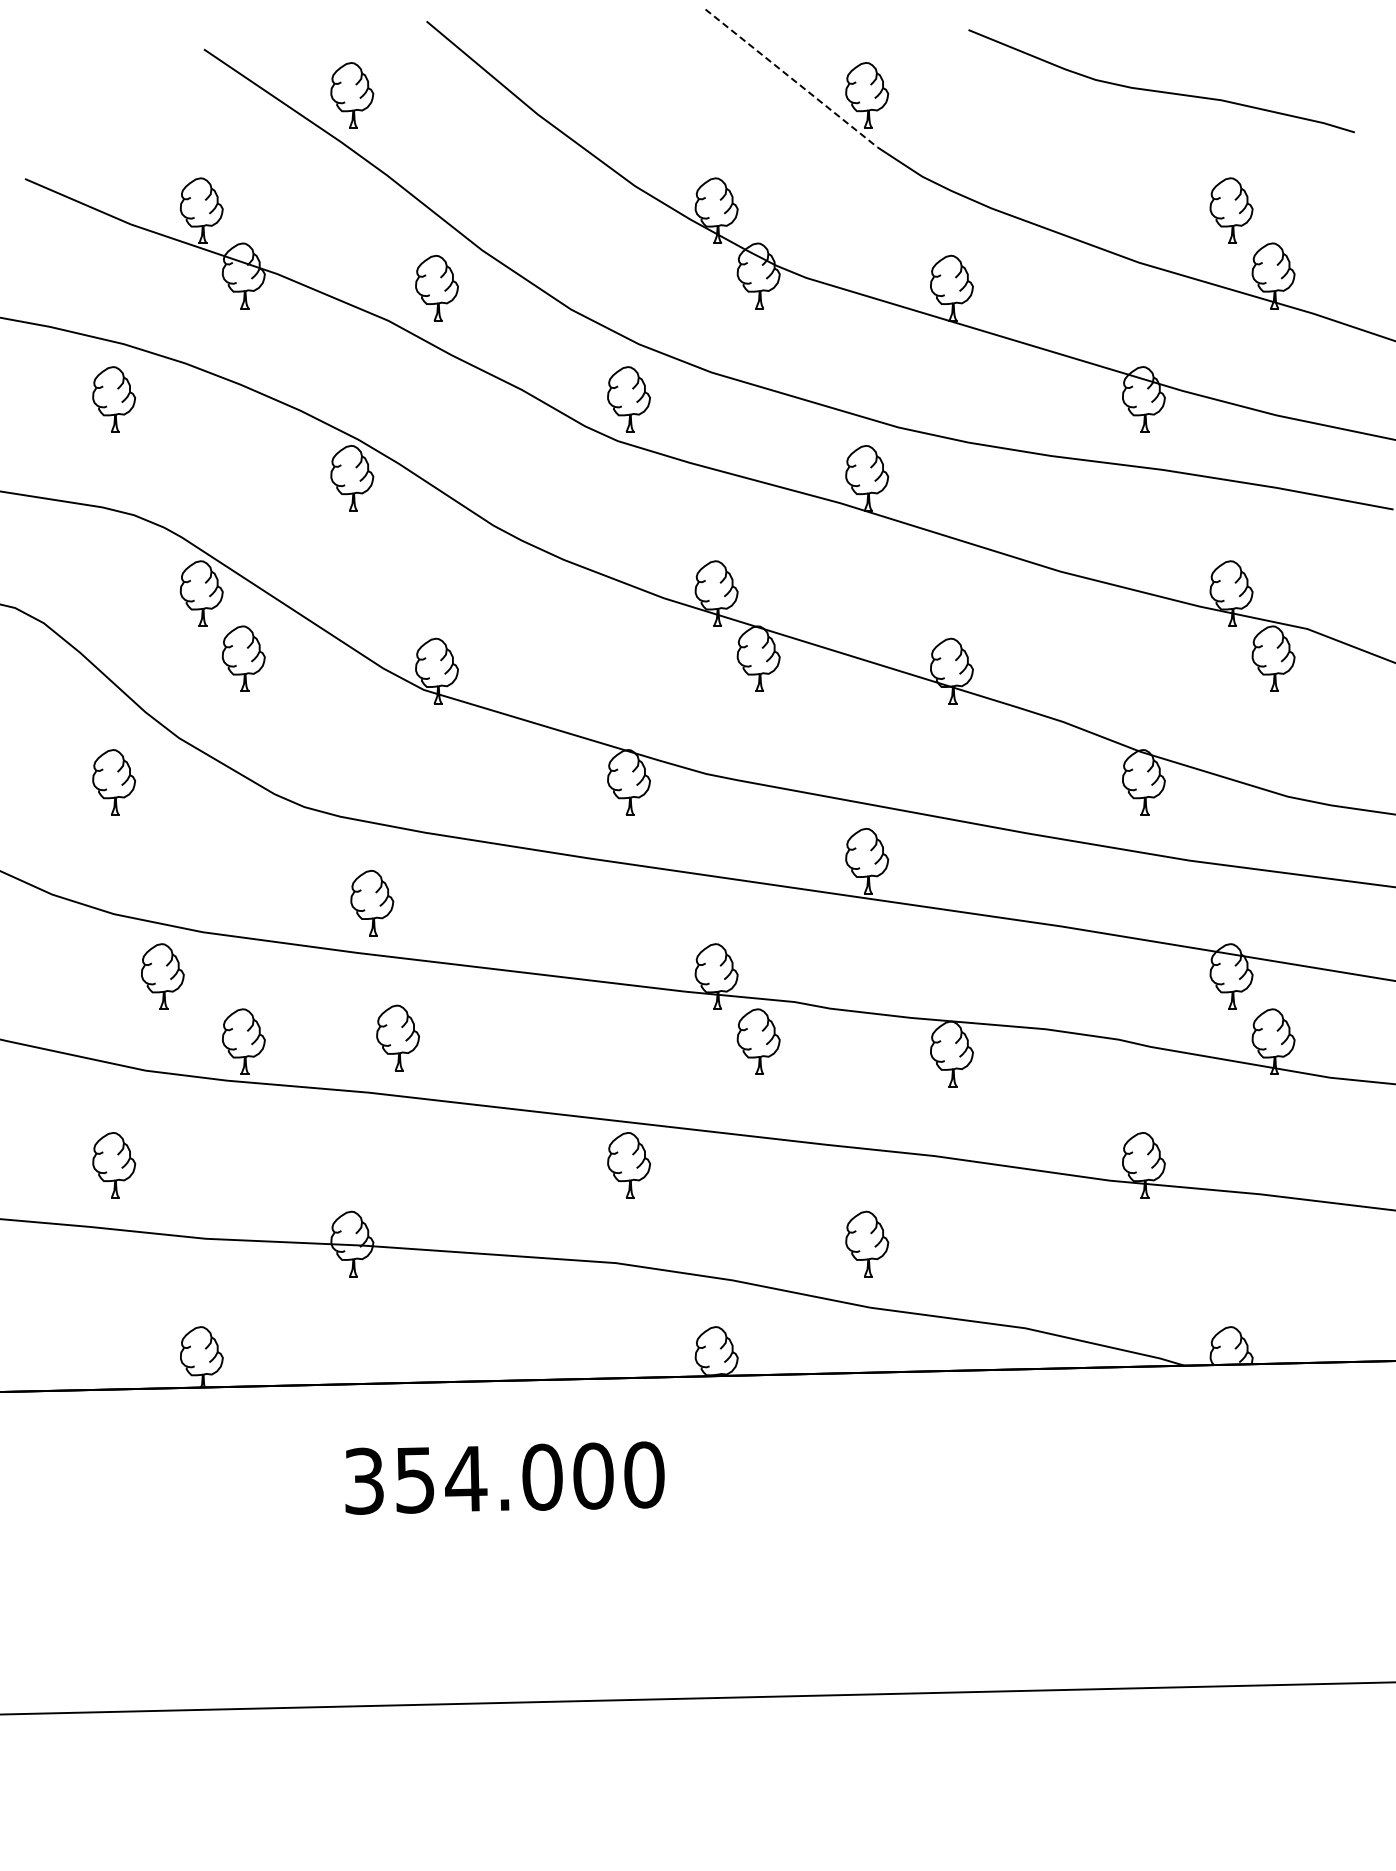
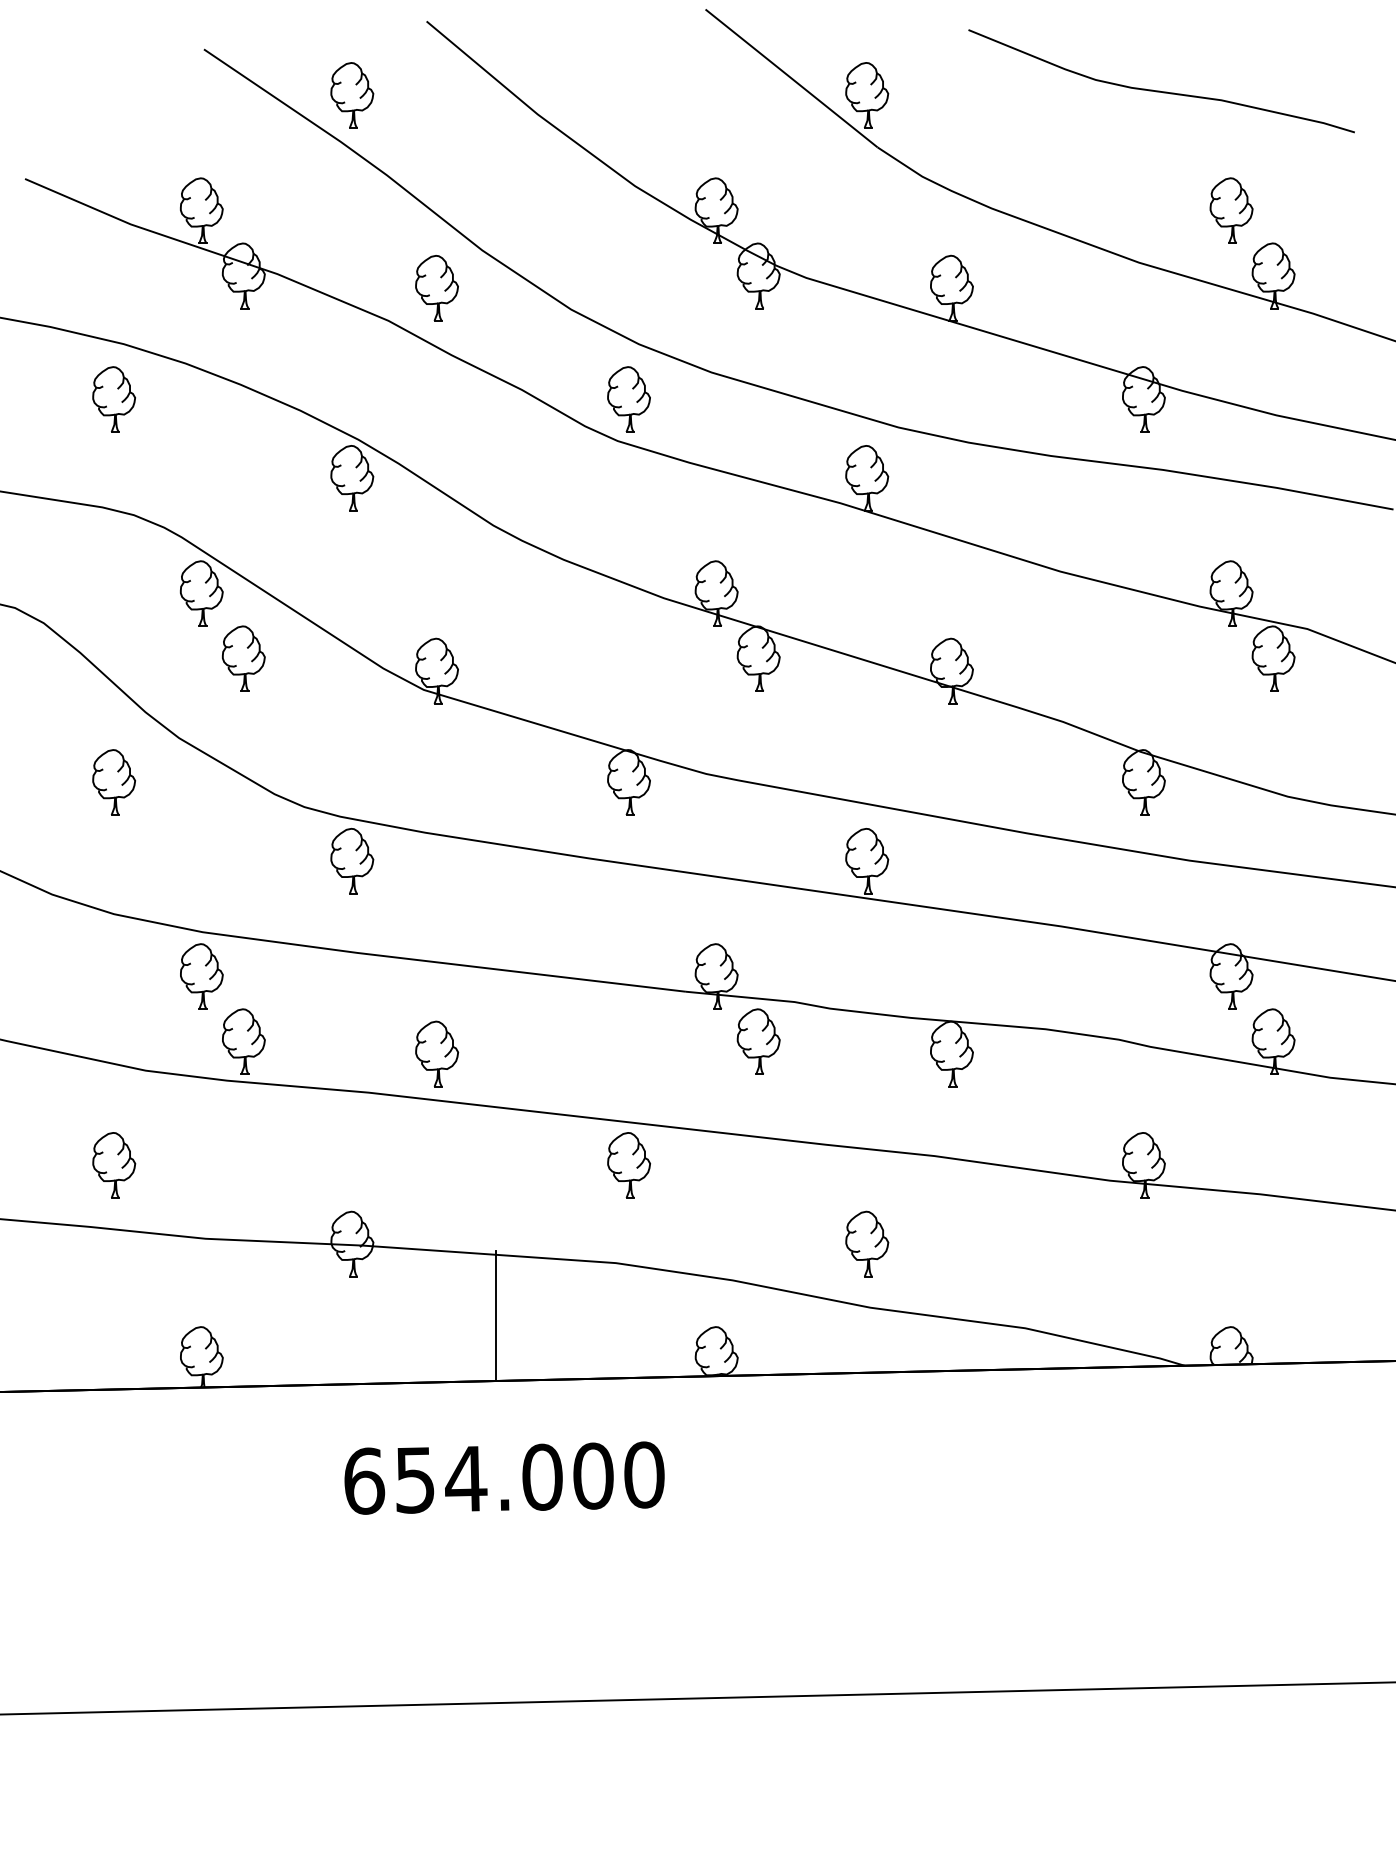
line: dashed -> solid (791, 78)
part position: (372, 903) -> (352, 861) (352, 861)
part position: (162, 976) -> (201, 976) (201, 976)
part position: (398, 1037) -> (437, 1053) (437, 1053)
line: none -> present (496, 1315)
text: 354.000 -> 654.000 (364, 1480)
